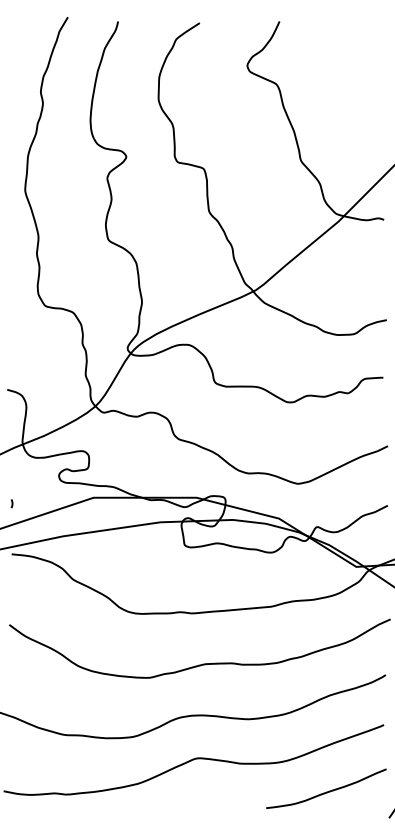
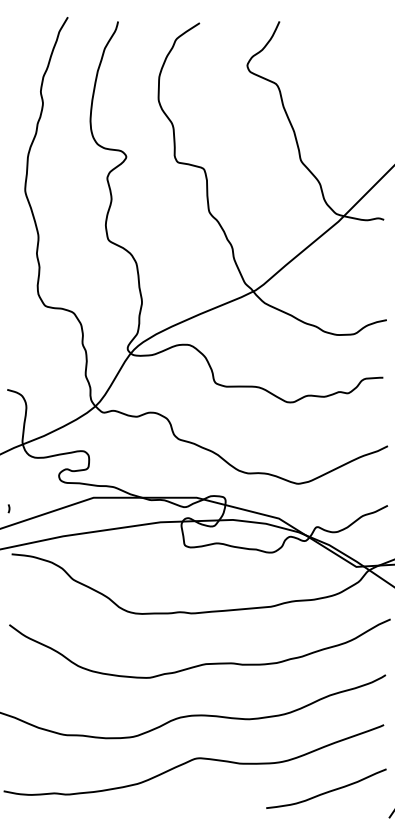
curve position: (11, 503) -> (8, 508) (8, 508)
